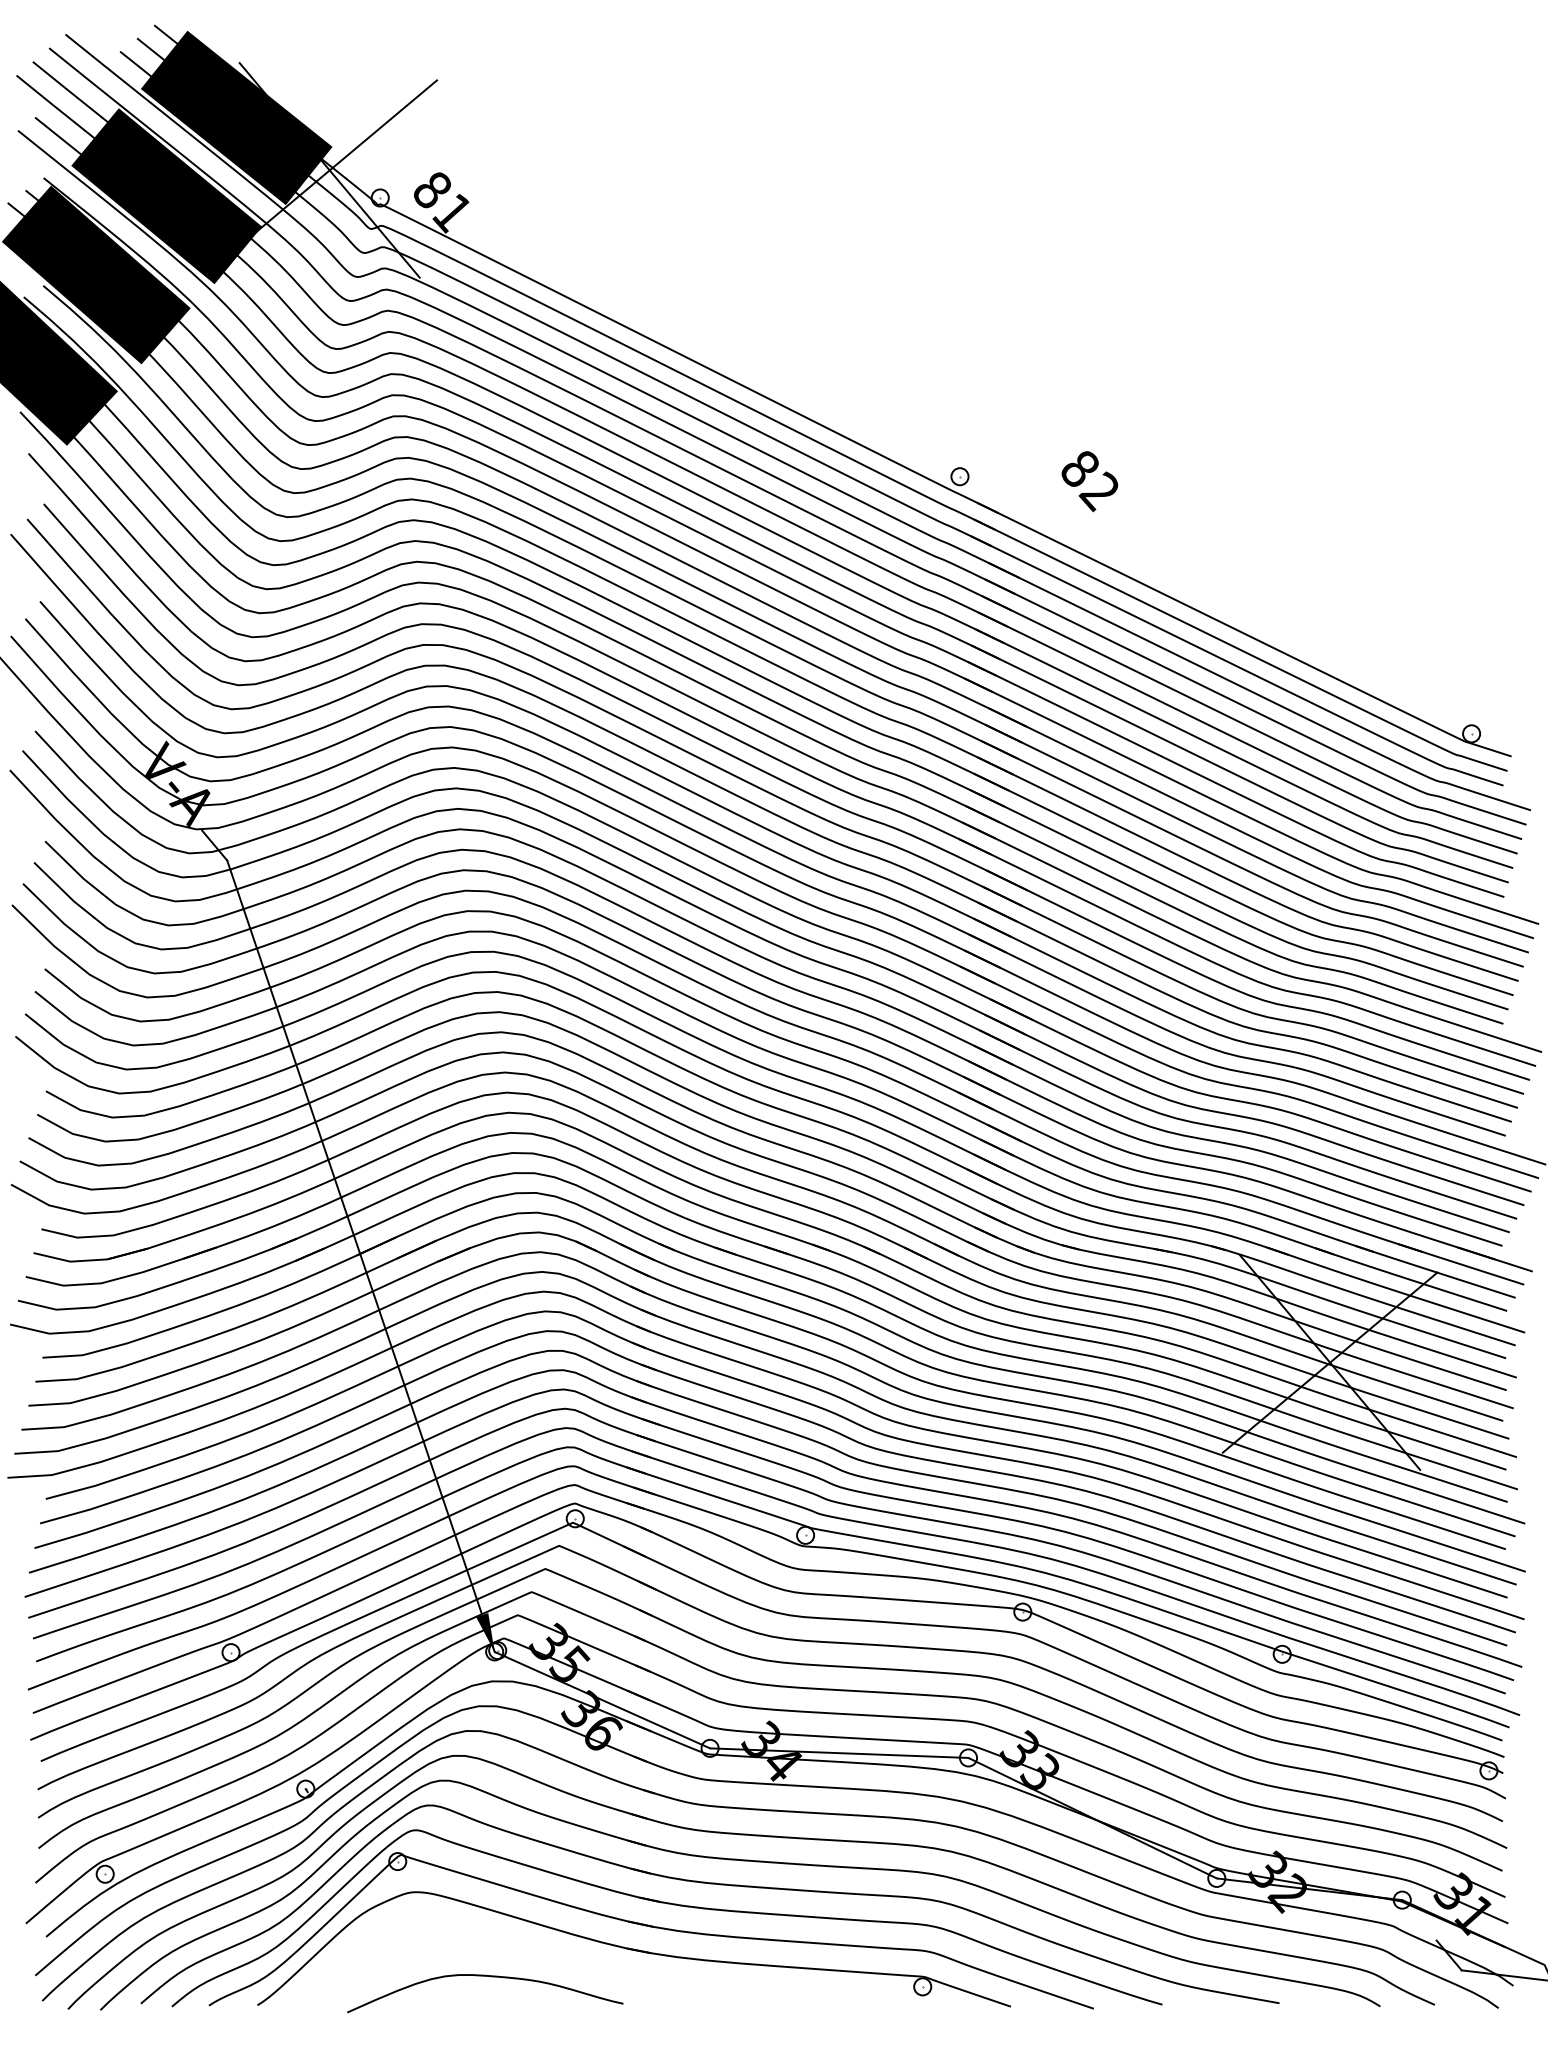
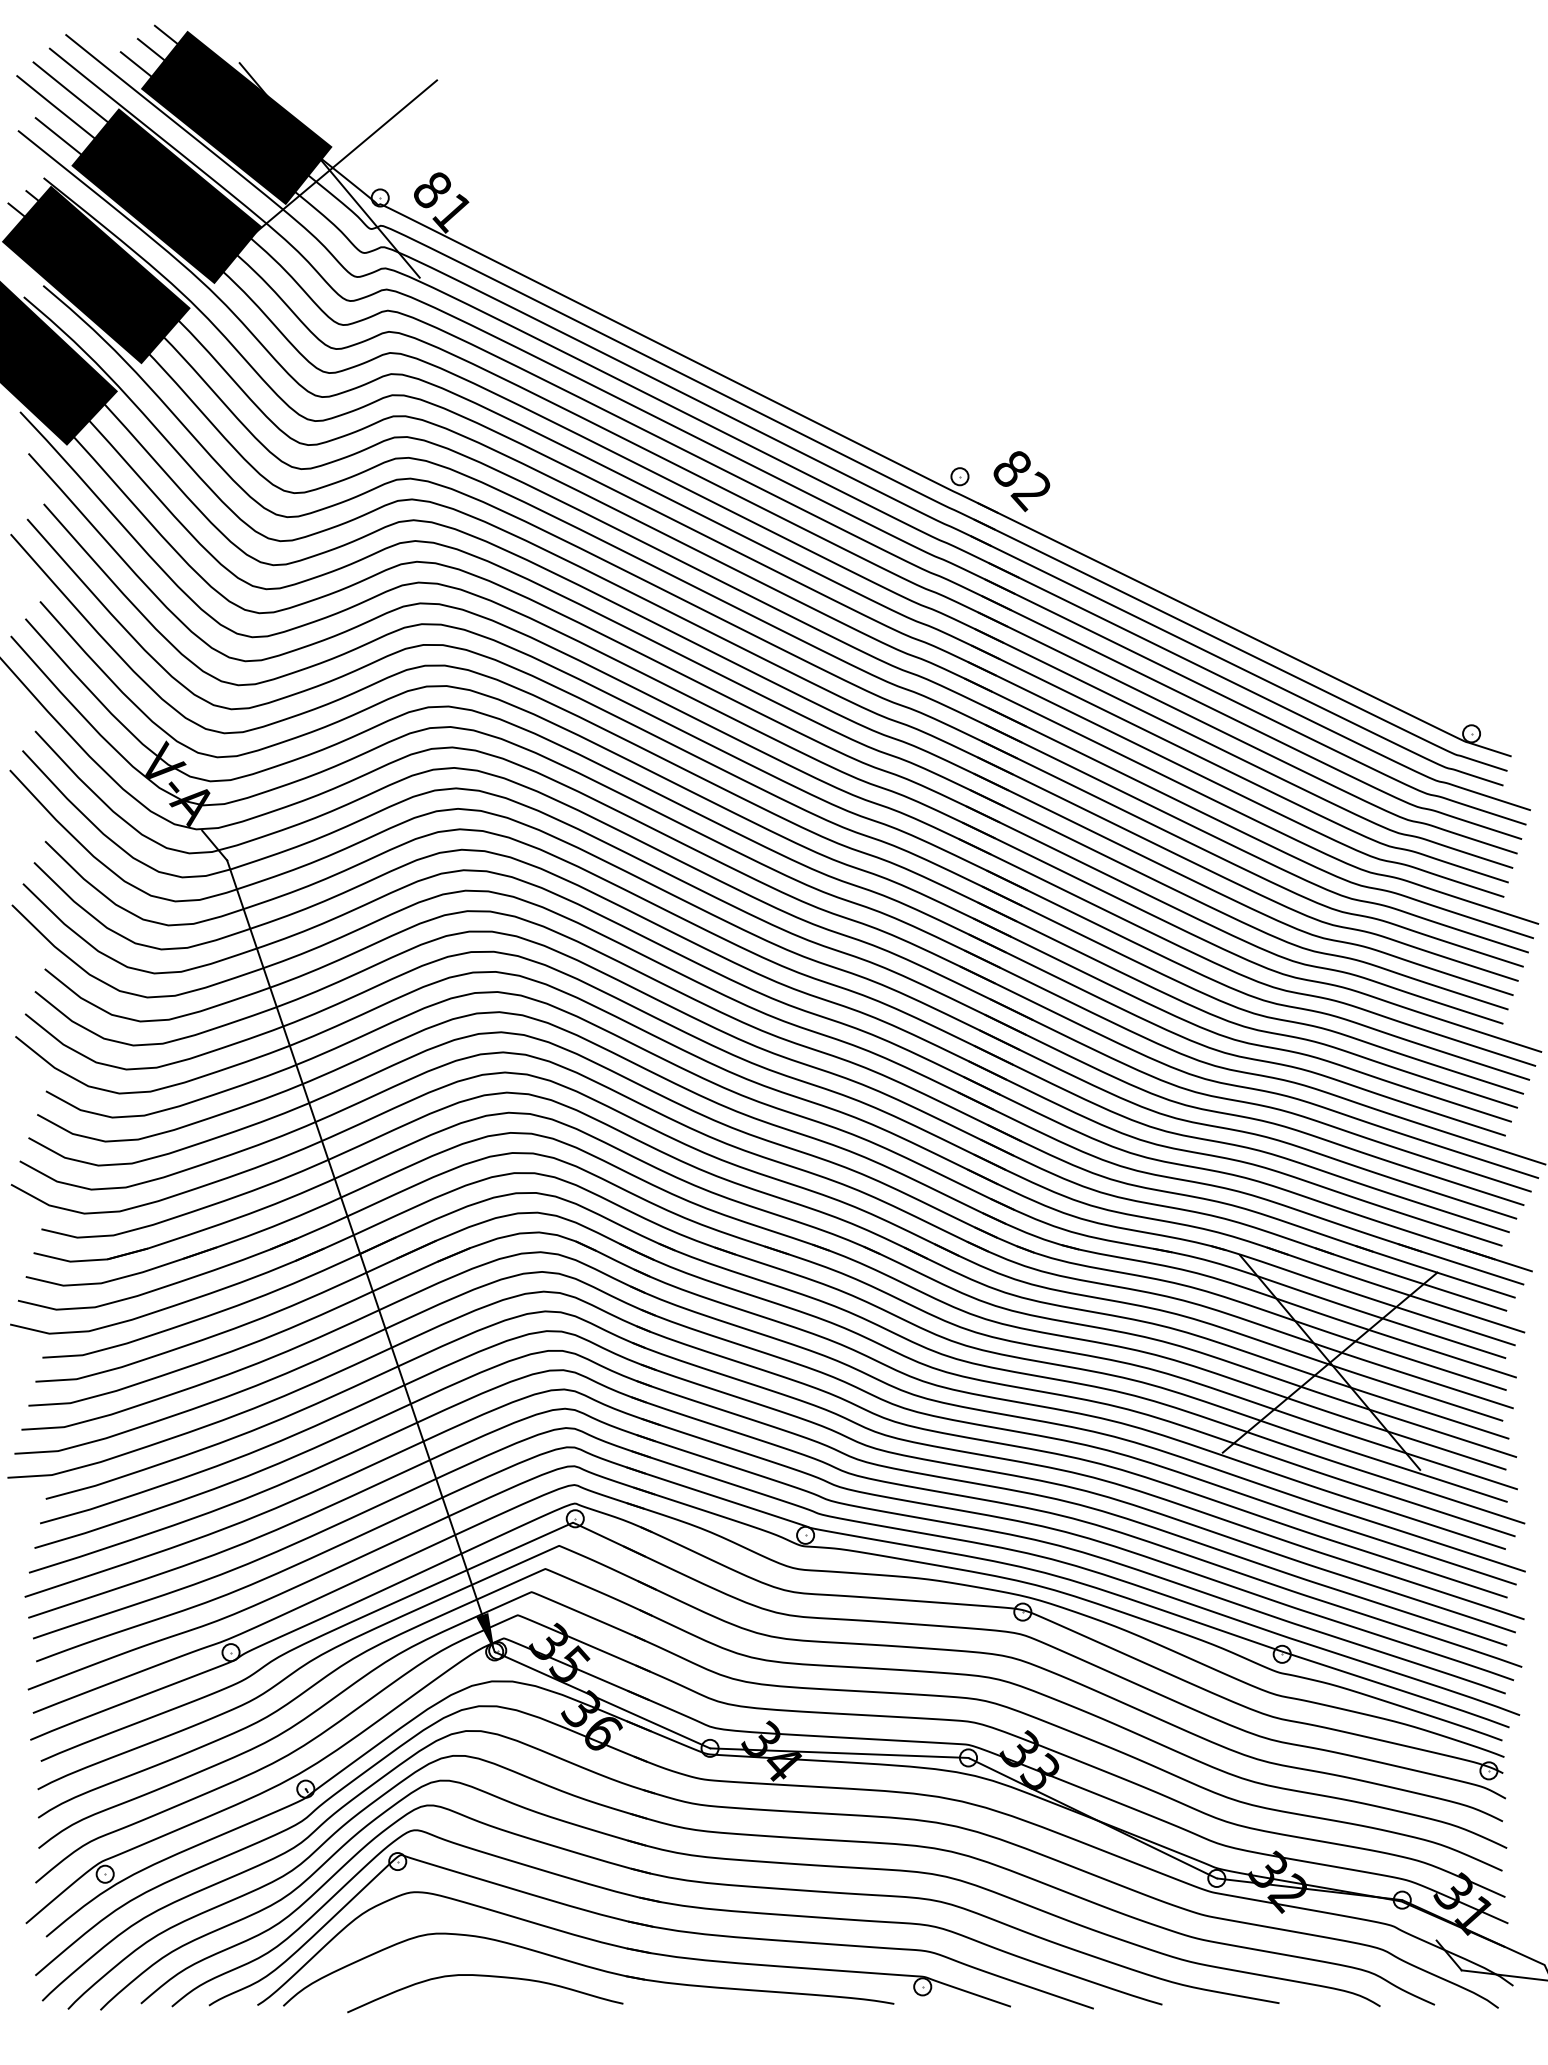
text position: (1089, 481) -> (1021, 481) (1021, 481)
part: none -> present (588, 1969)
